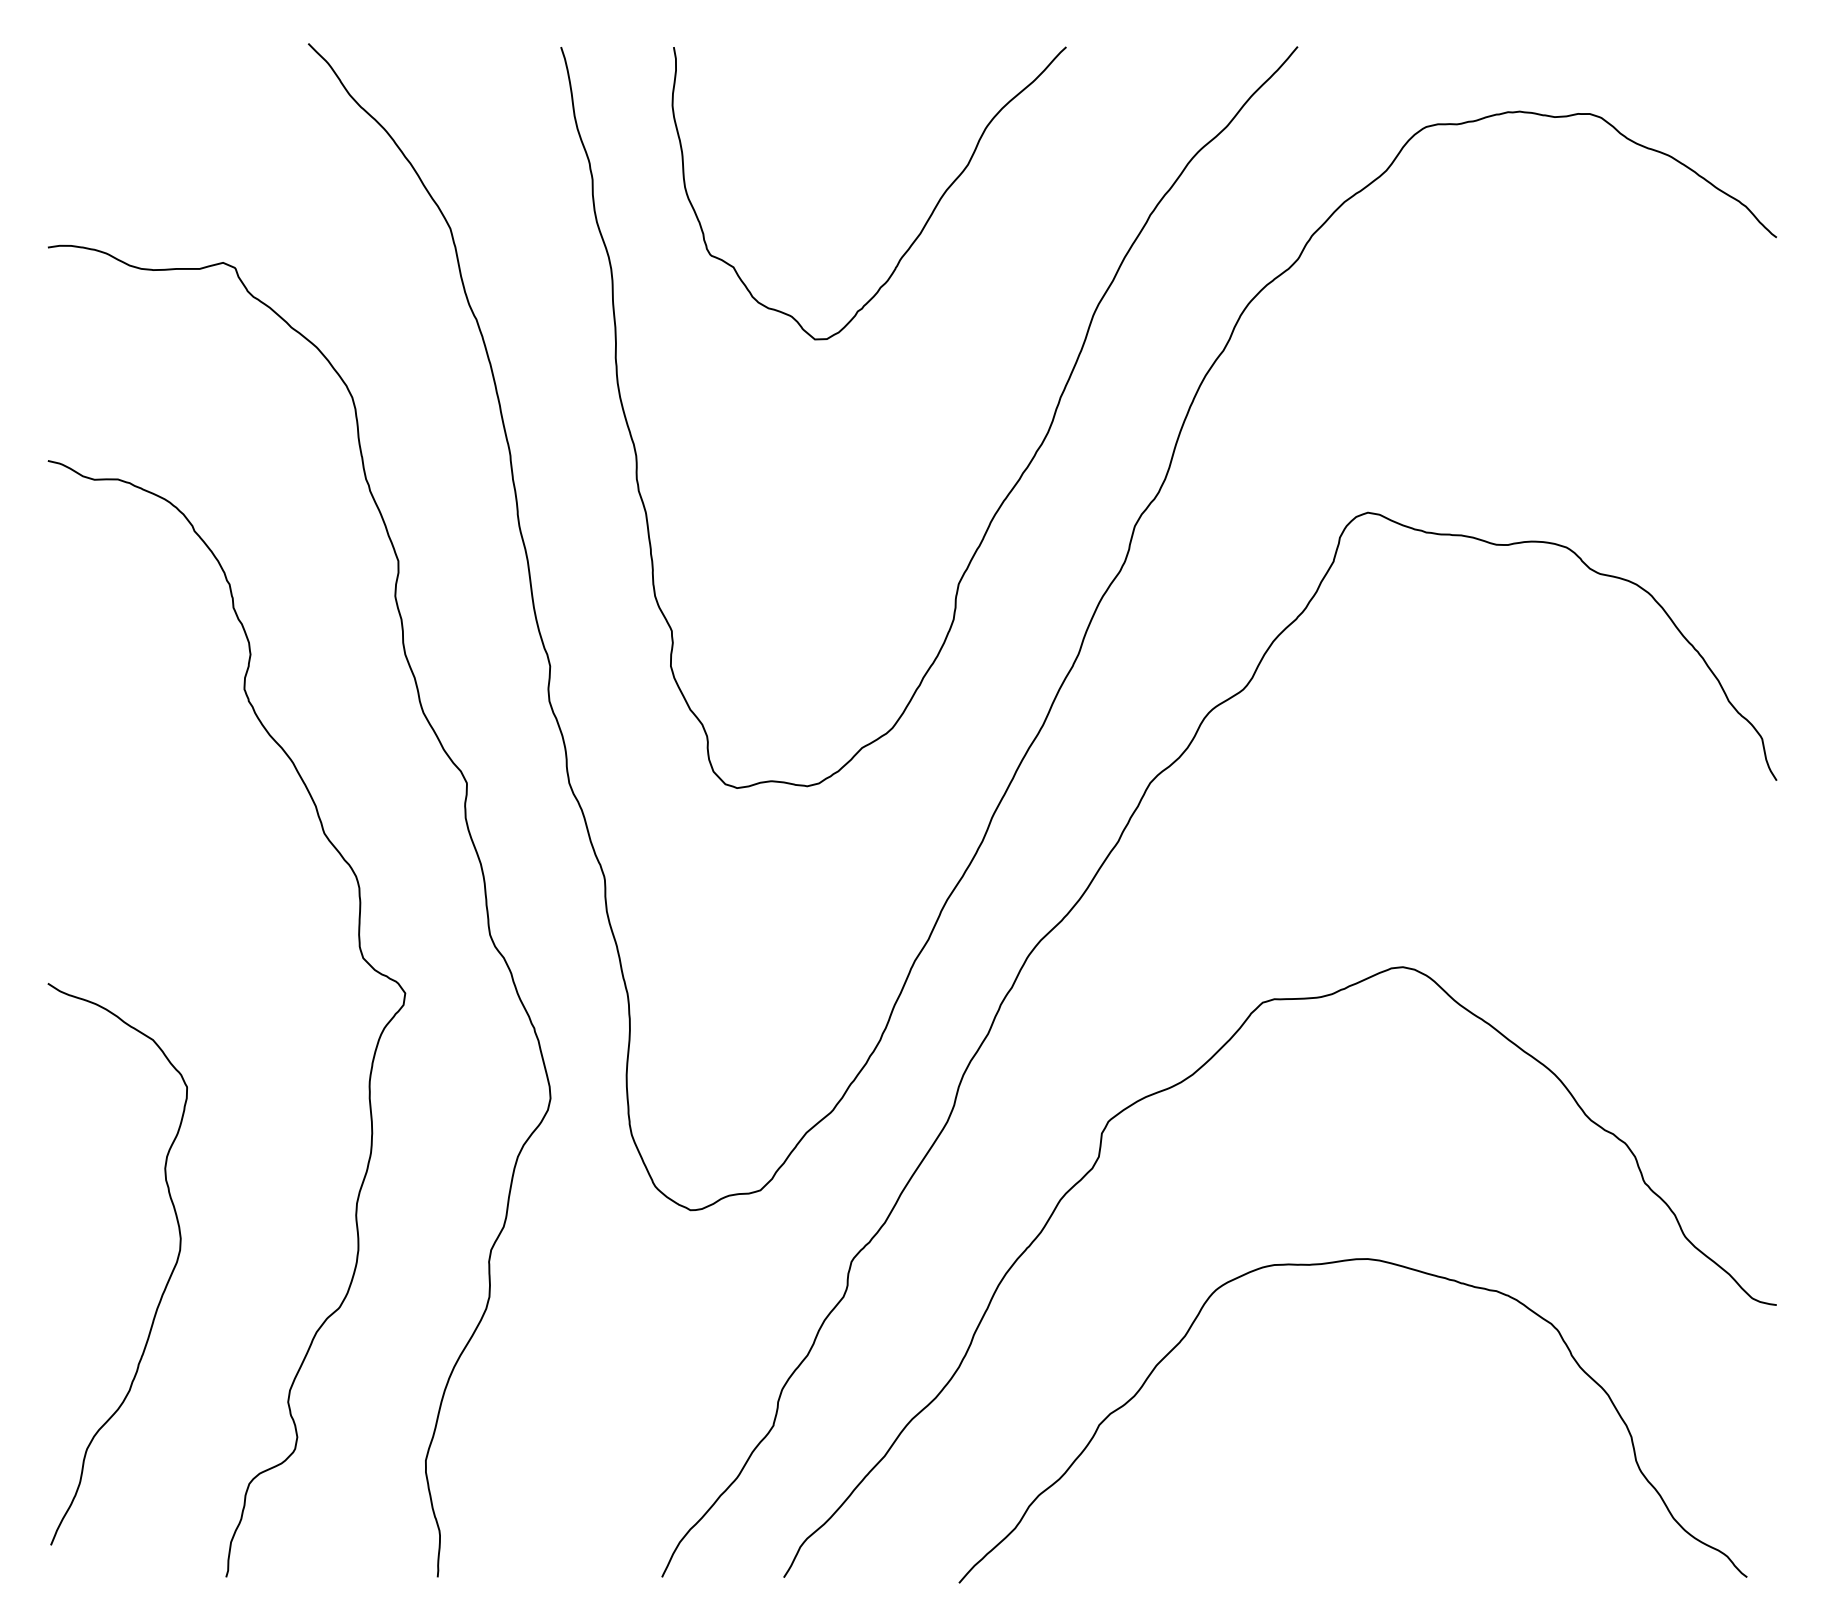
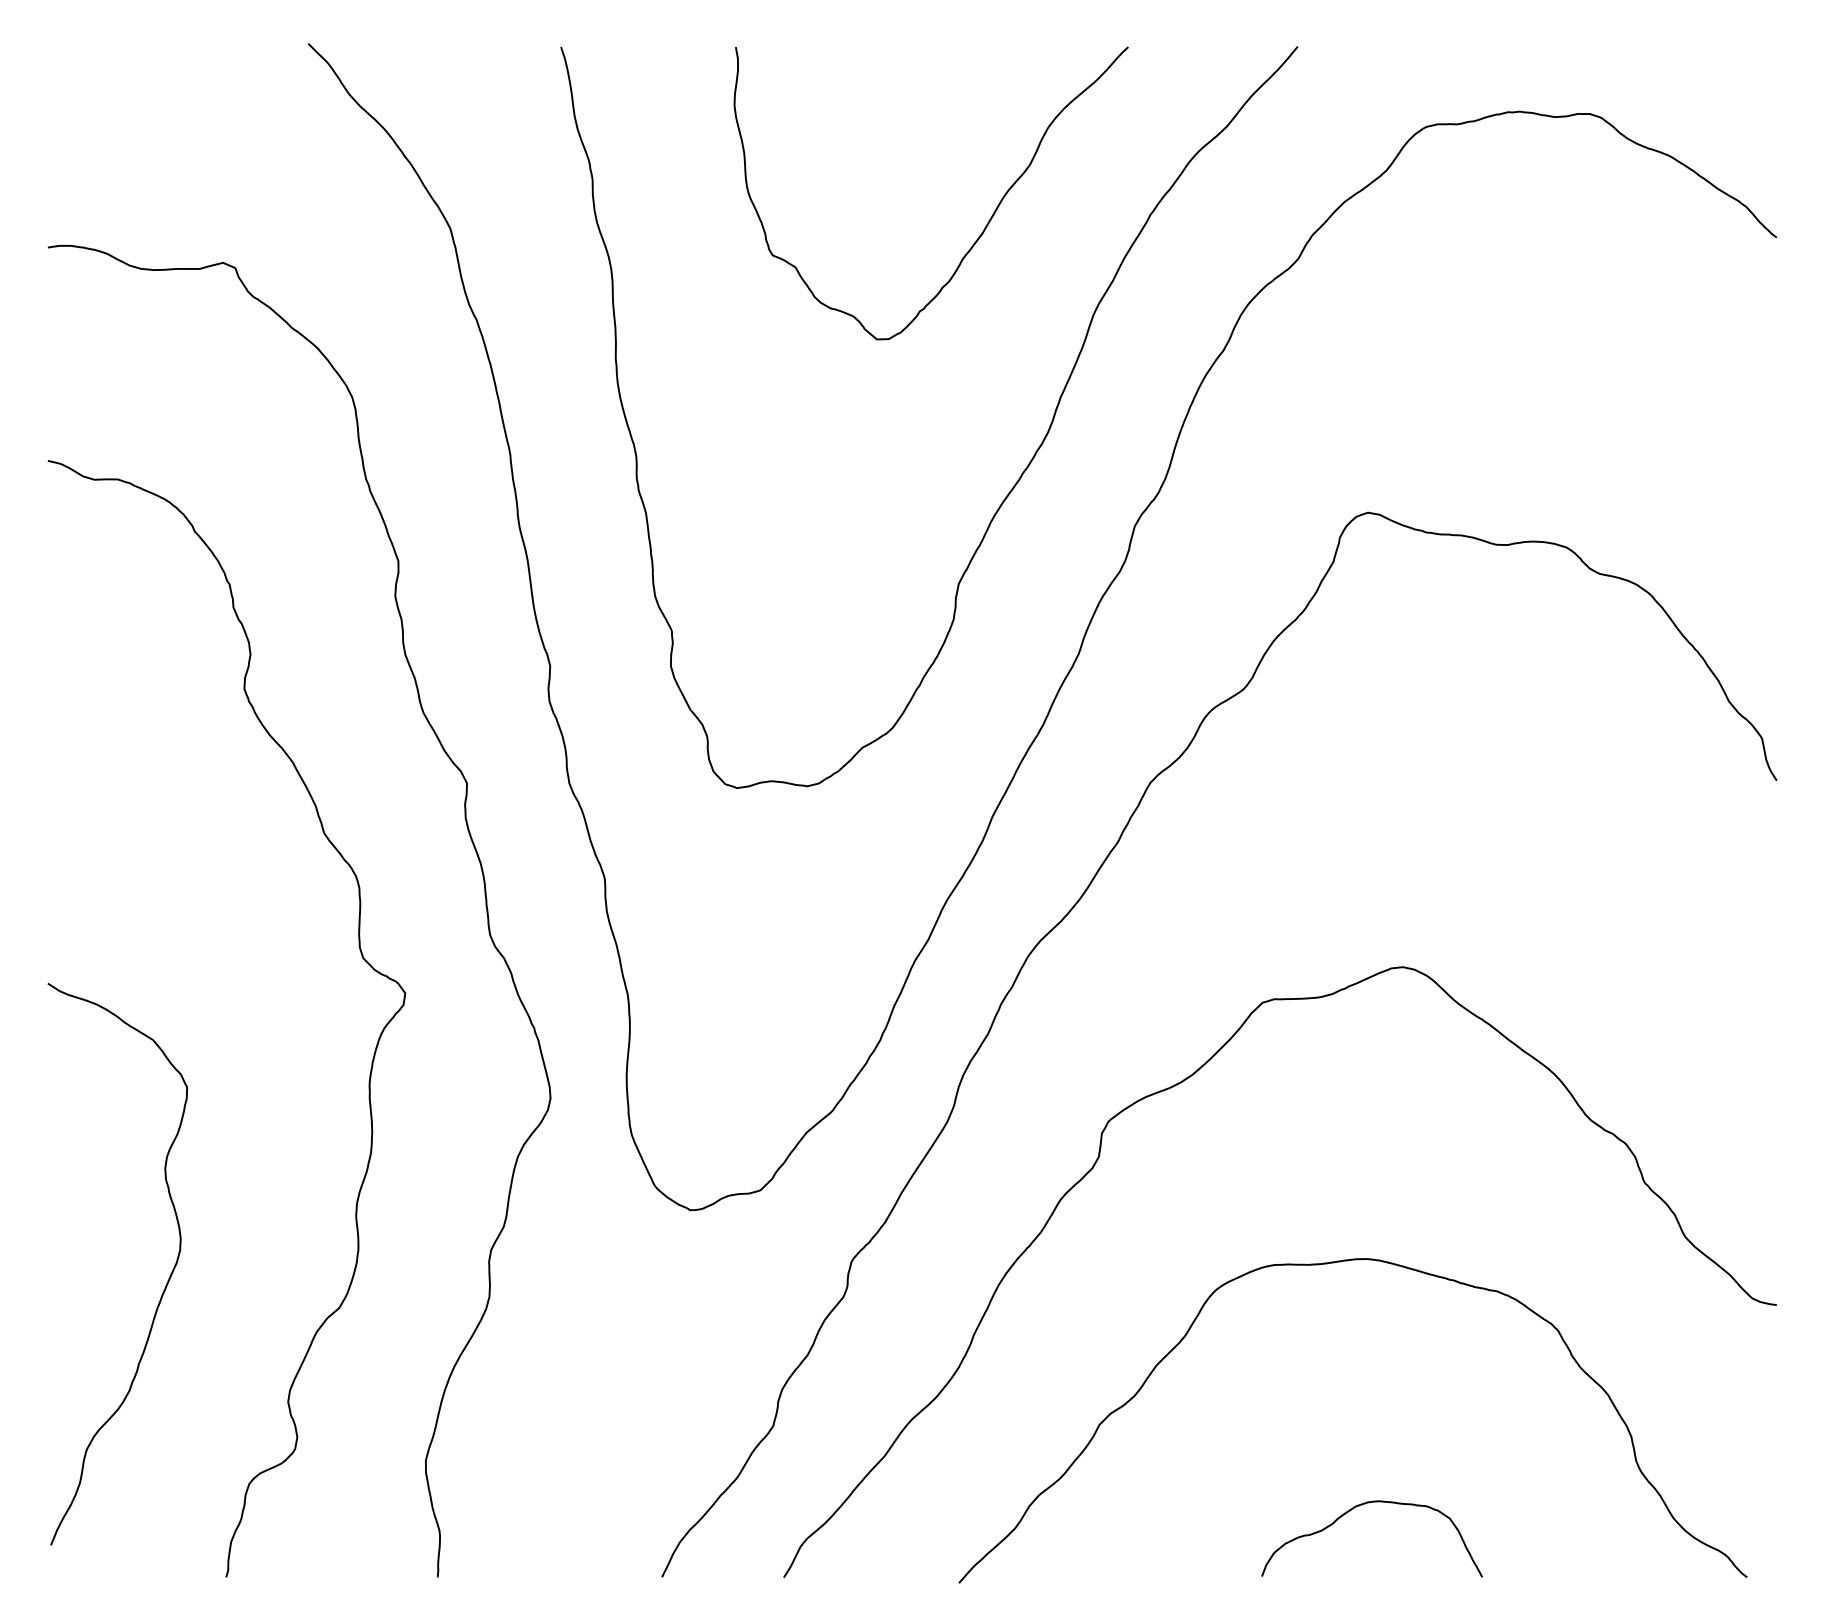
curve position: (922, 227) -> (984, 227) (984, 227)
curve: none -> present (1353, 1509)
